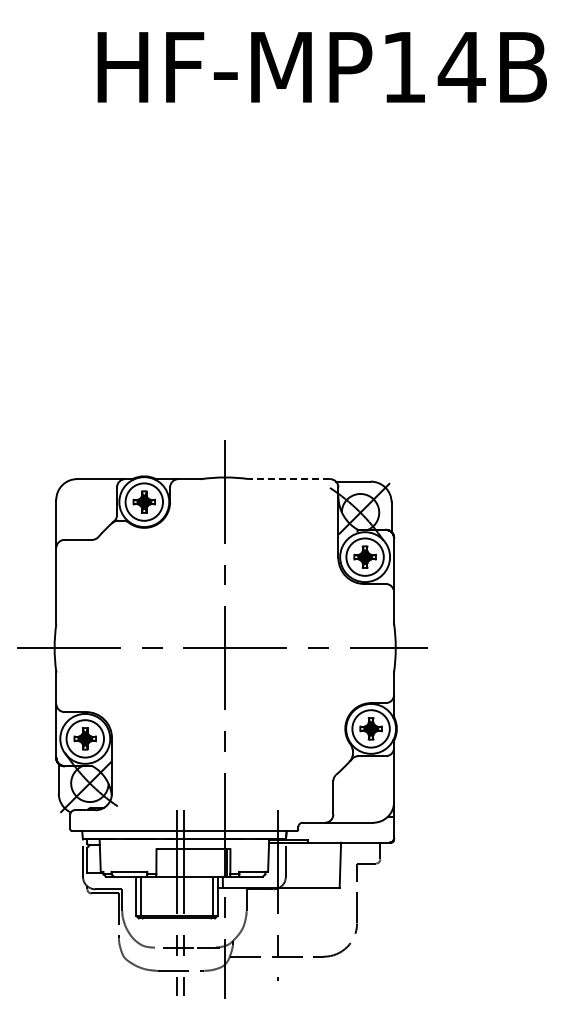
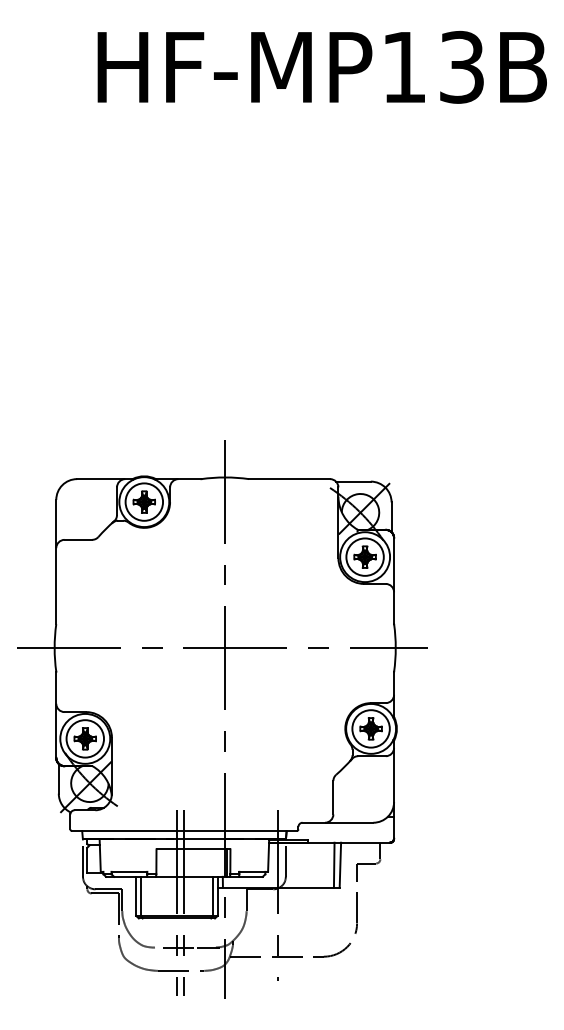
text: HF-MP14B -> HF-MP13B (461, 66)
line: dashed -> solid (289, 479)
line: none -> present (333, 864)
